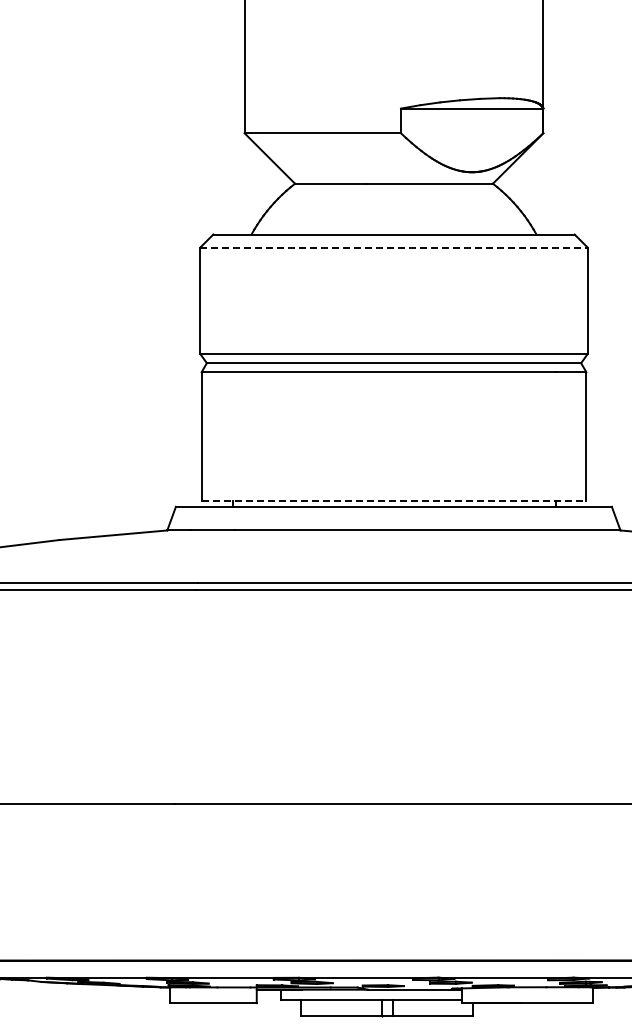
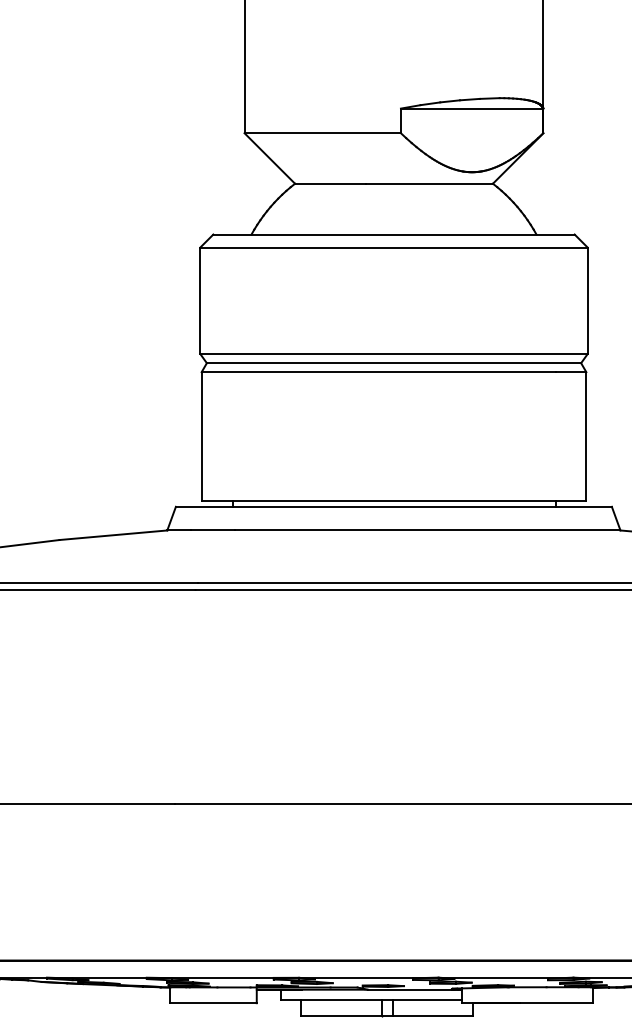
line: dashed -> solid (394, 247)
line: dashed -> solid (394, 500)
